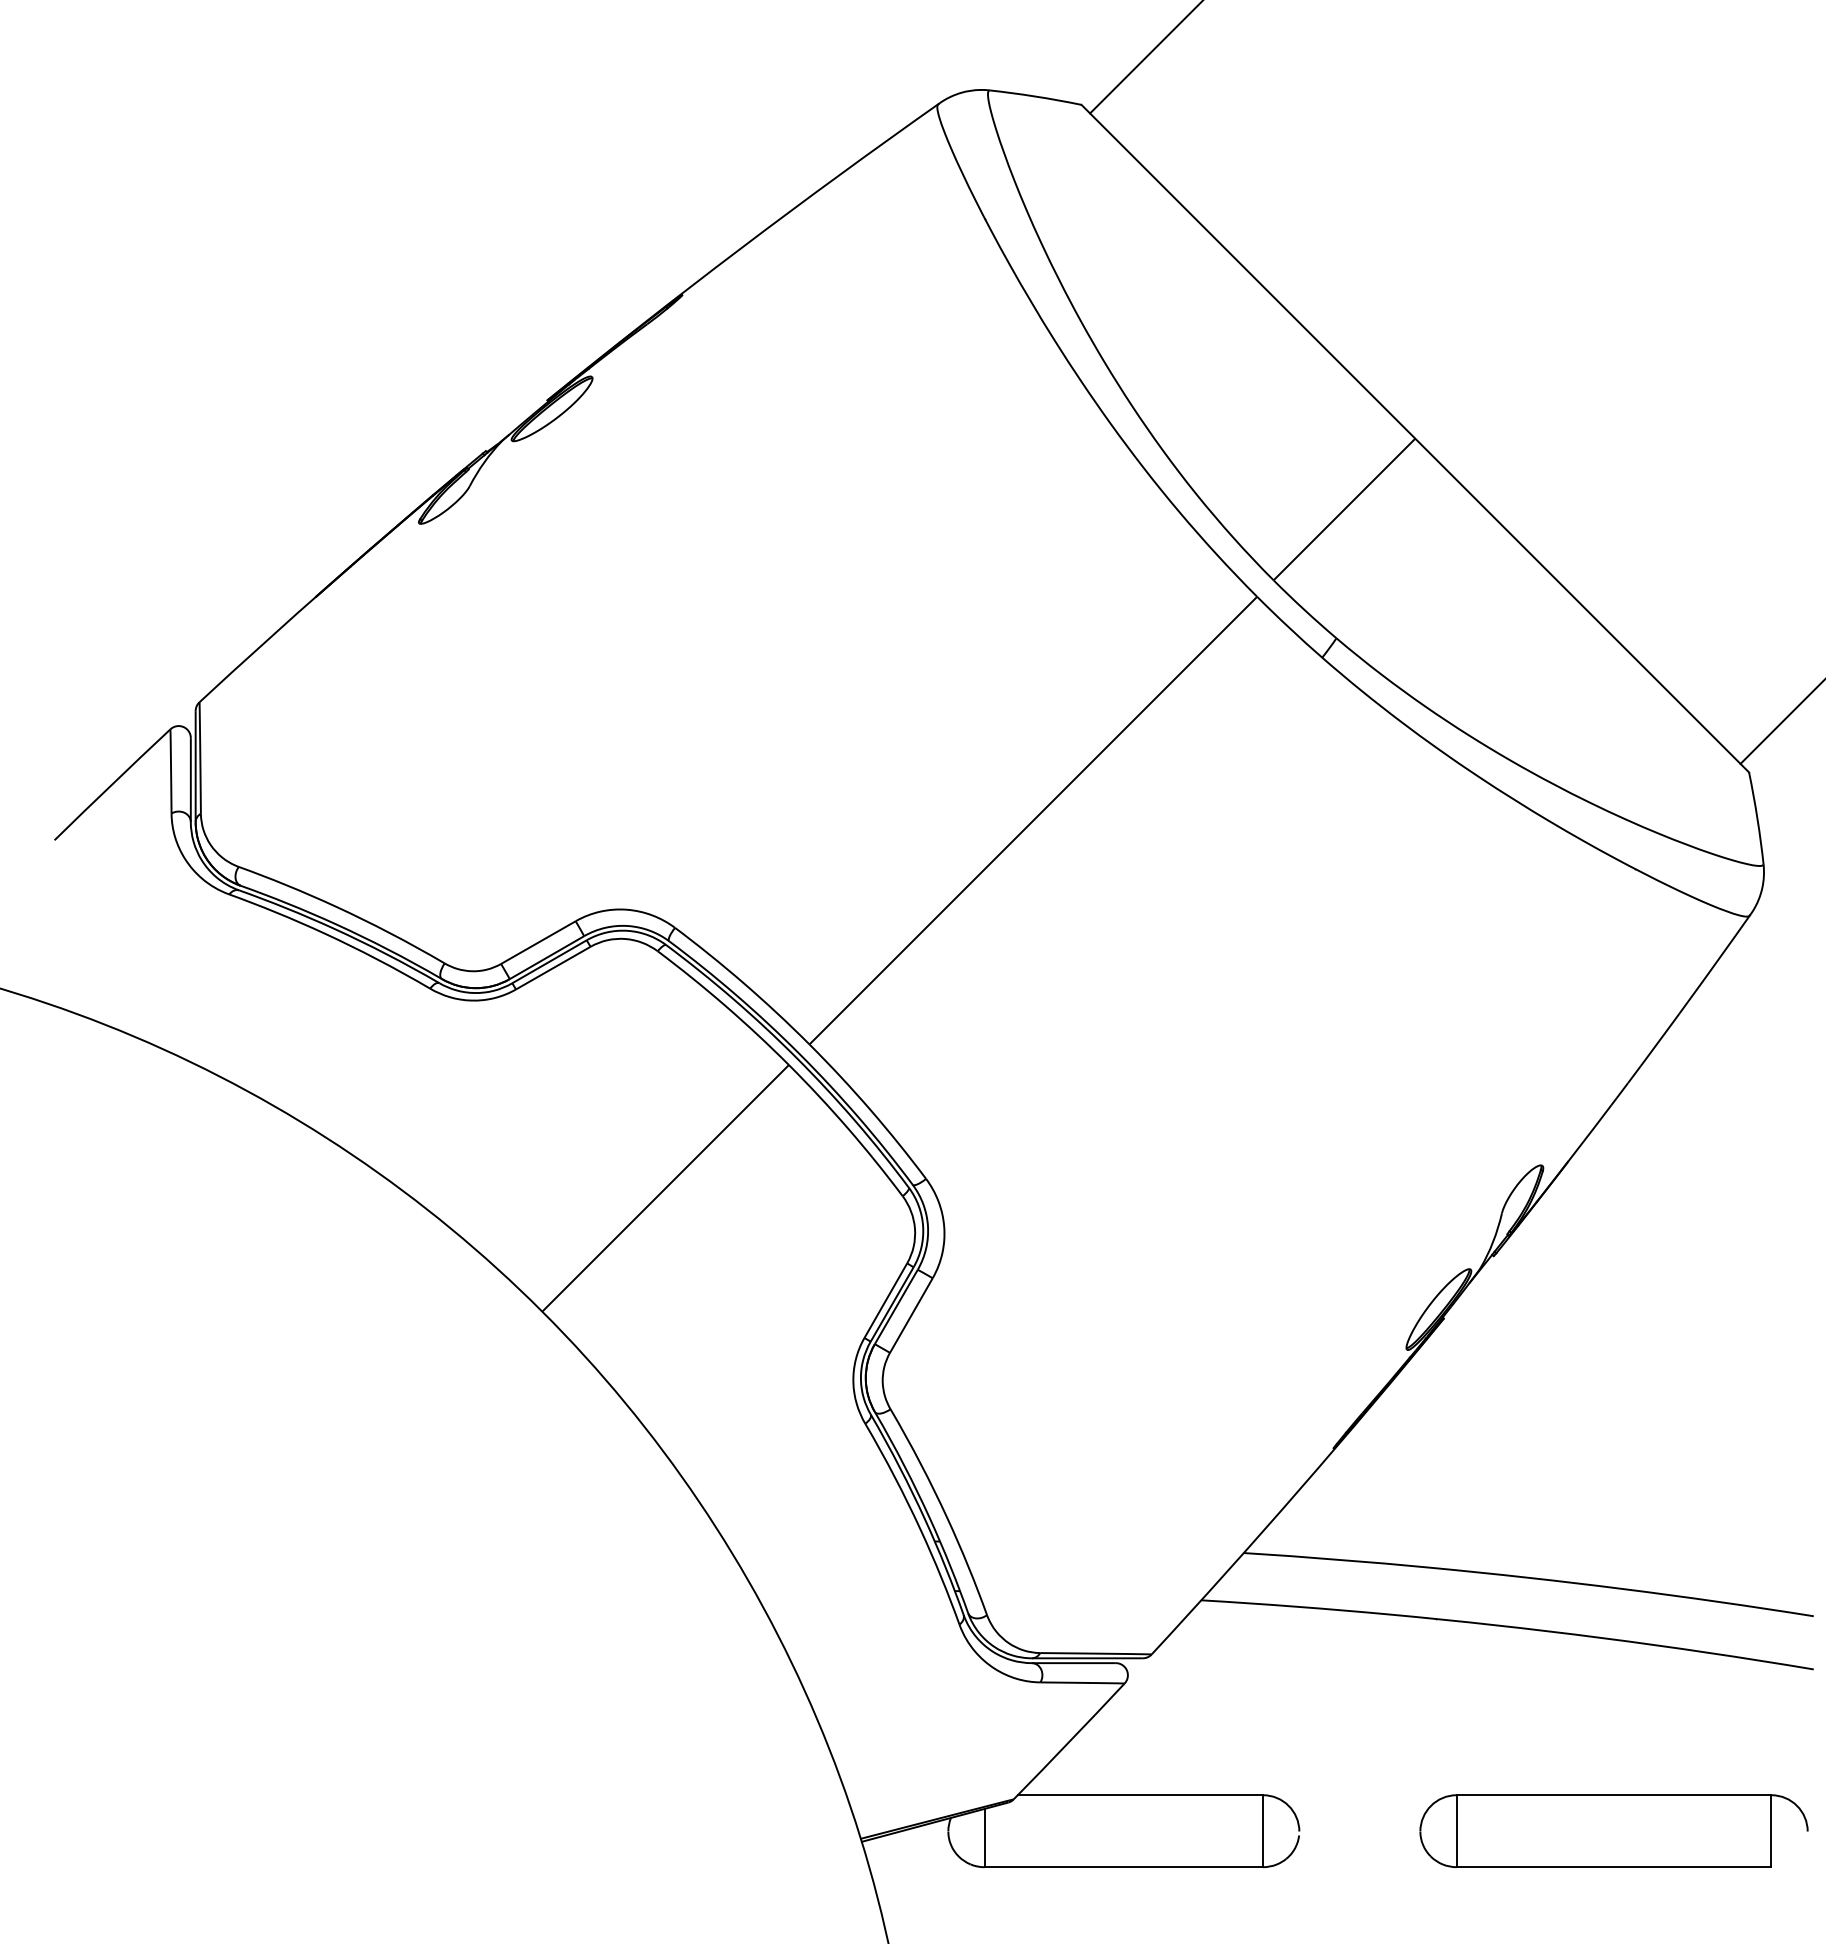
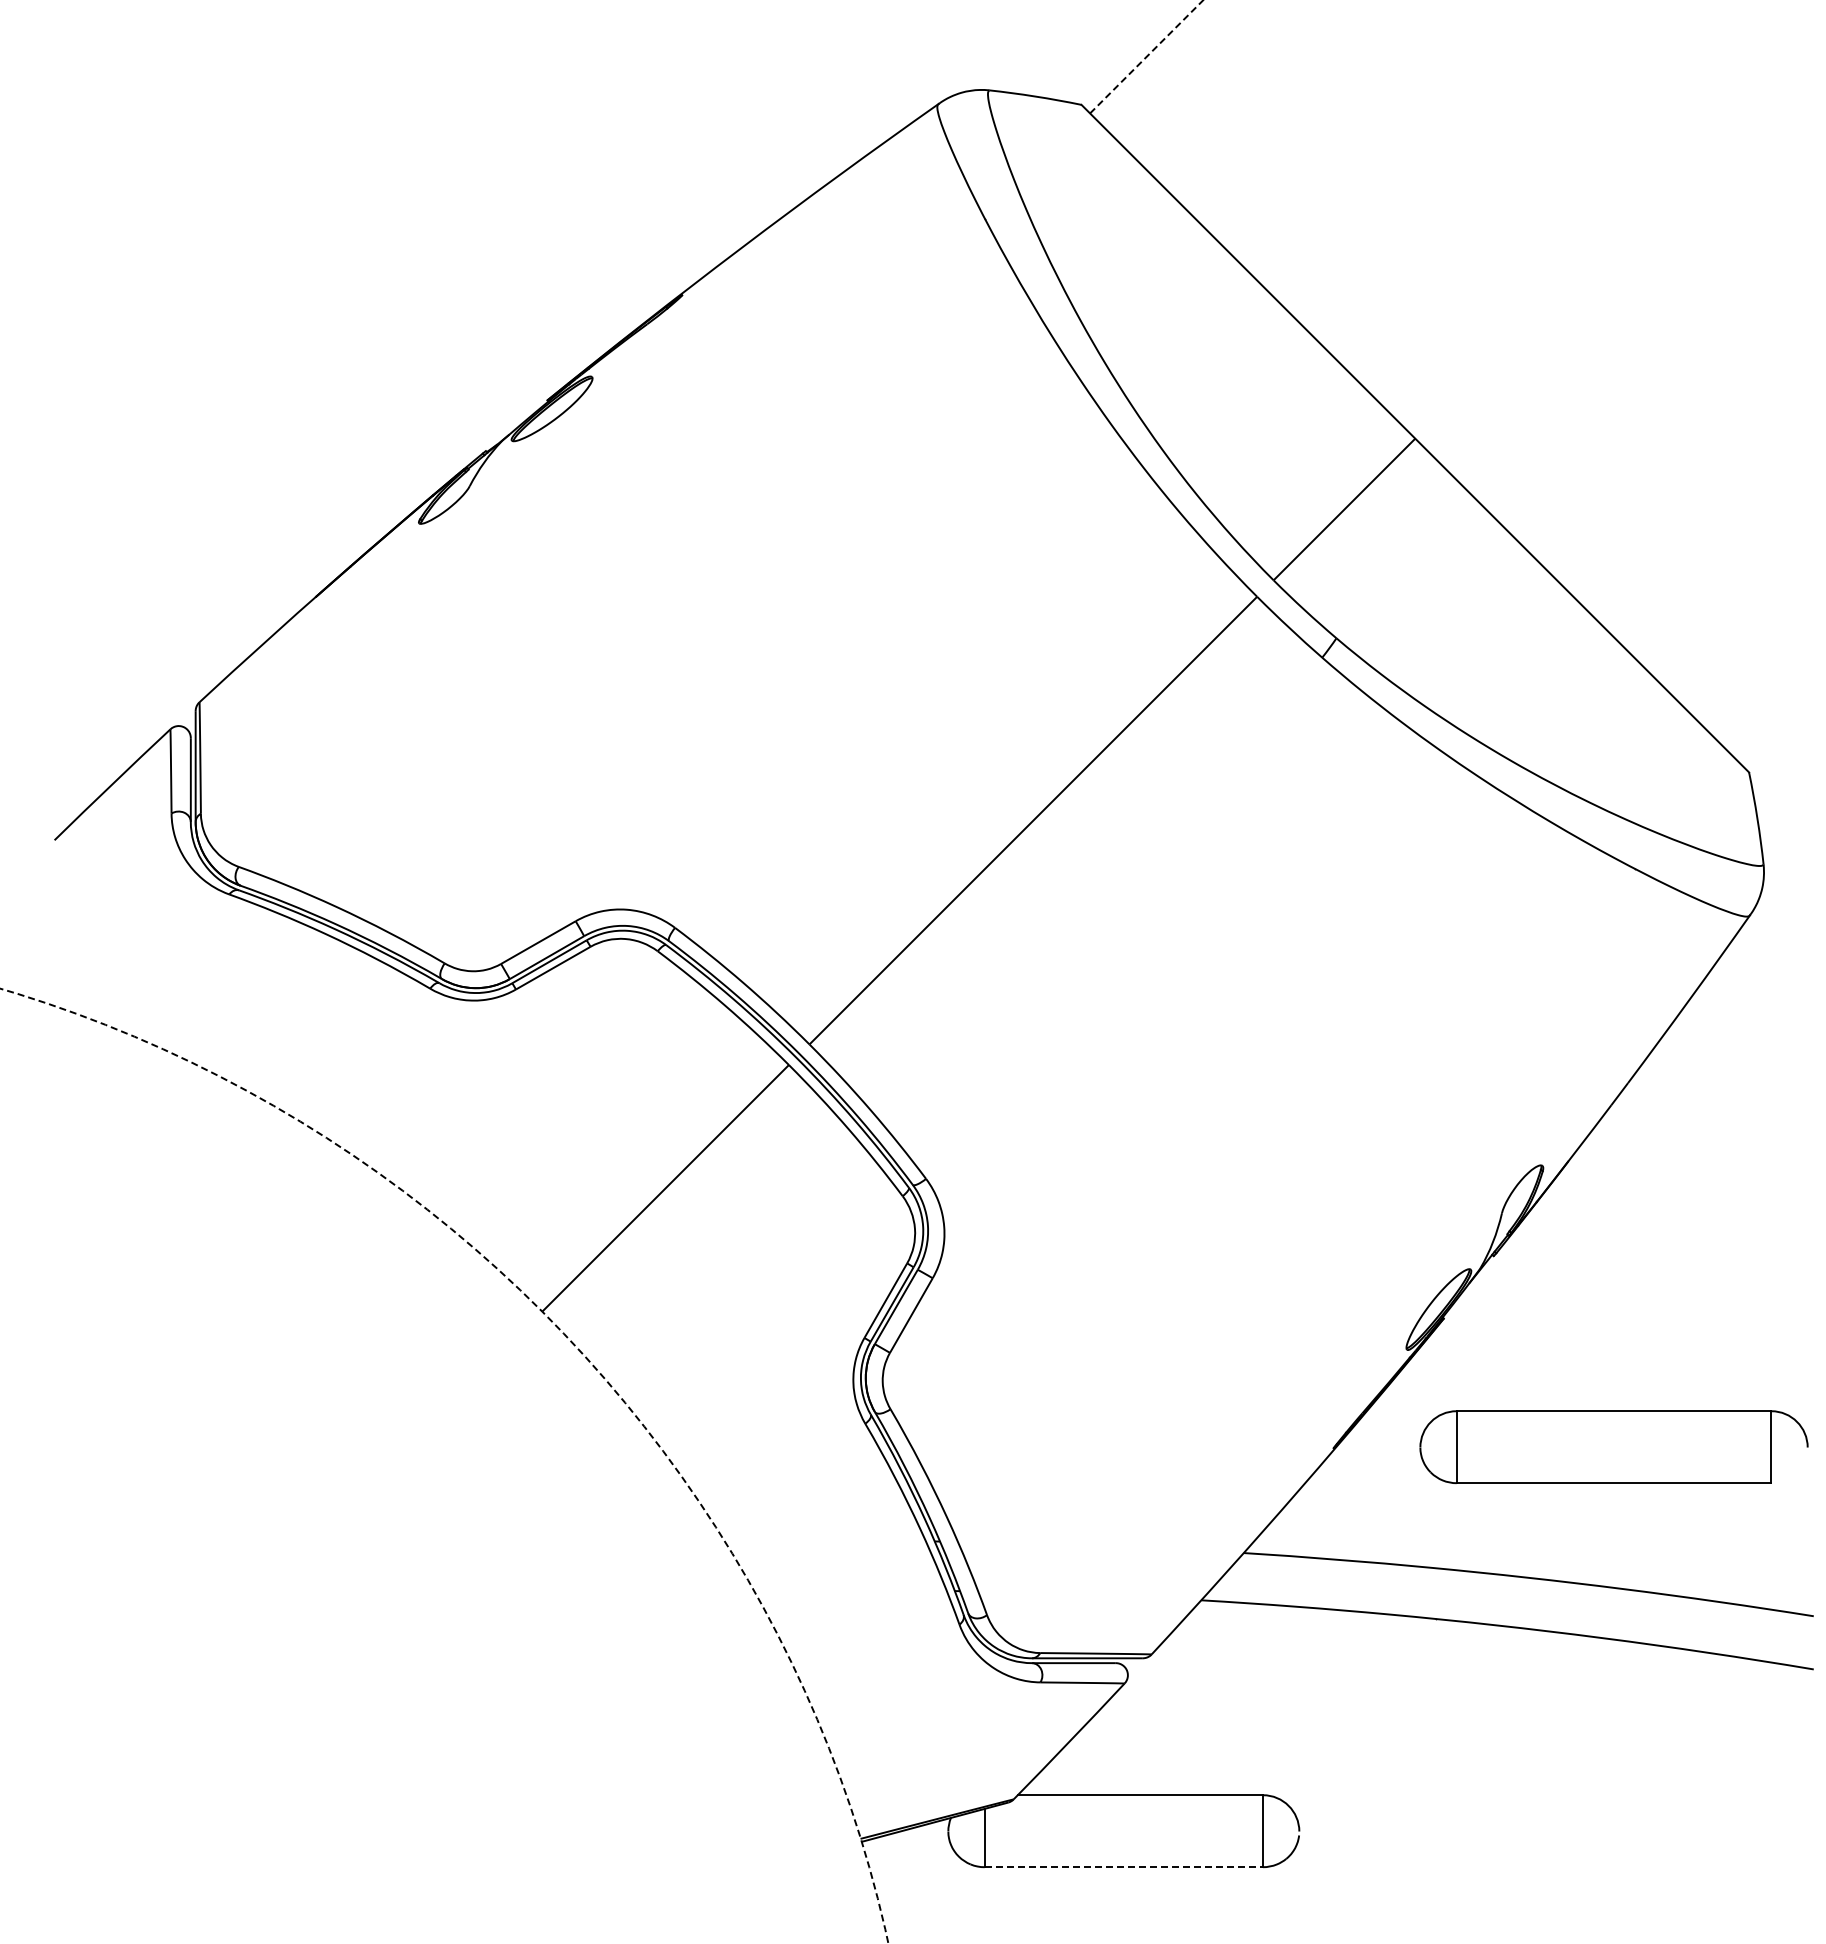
line: solid -> dashed (1146, 56)
line: present -> none (1781, 722)
circle: solid -> dashed (444, 1465)
part position: (1613, 1830) -> (1613, 1446) (1613, 1446)
line: solid -> dashed (1124, 1867)
